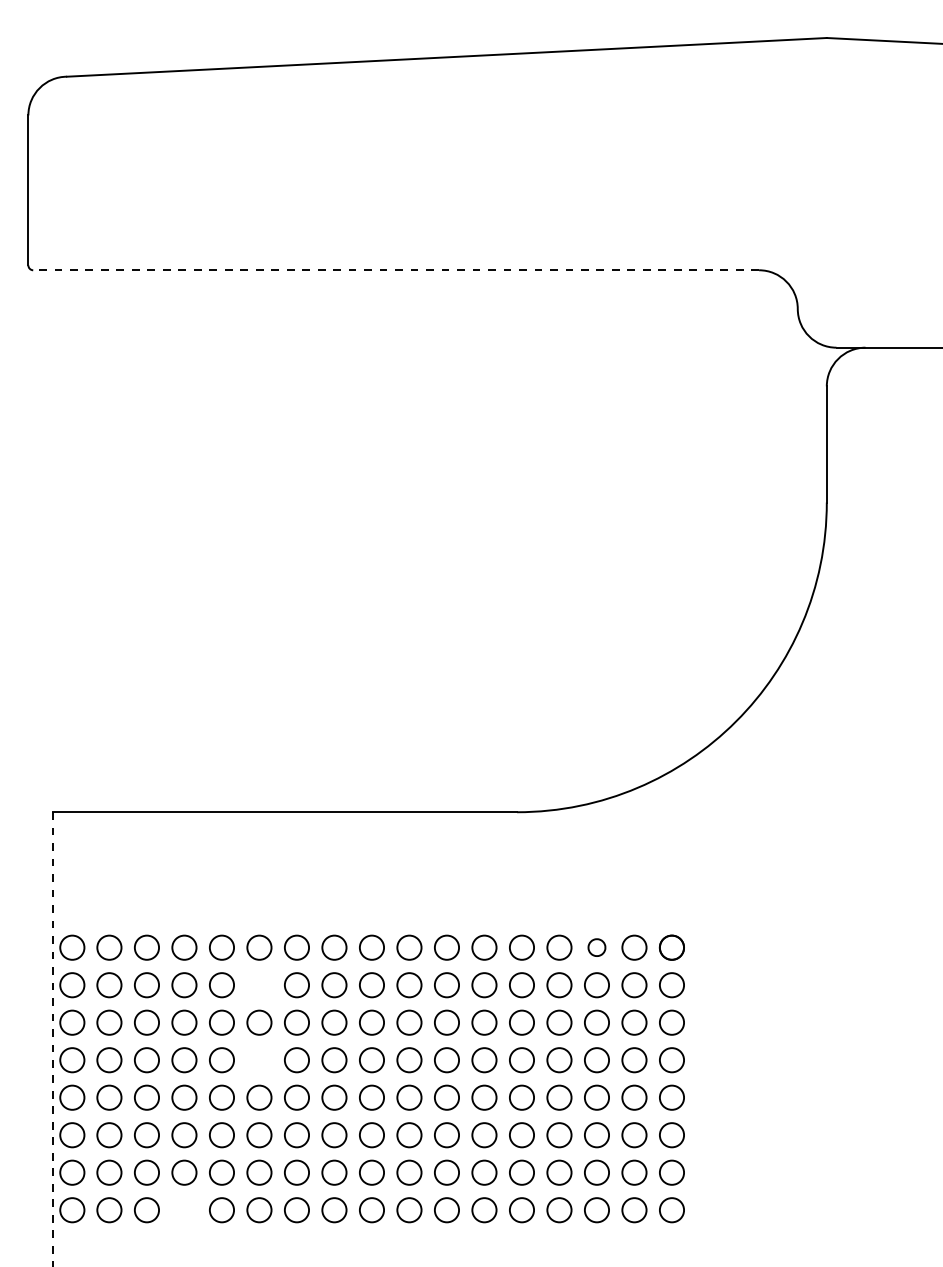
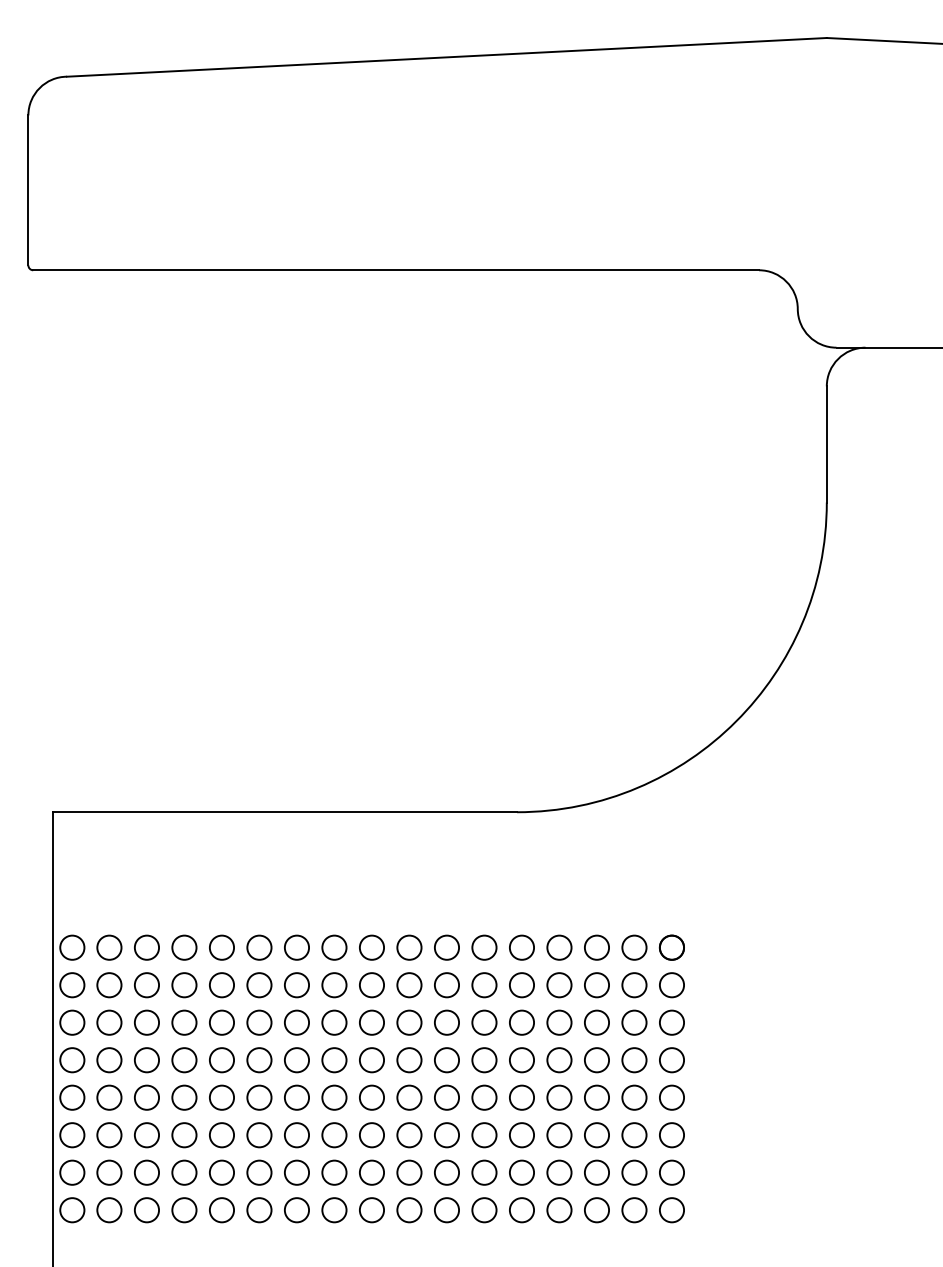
line: dashed -> solid (396, 270)
part size: 20x19 px -> 26x27 px (596, 947)
part: none -> present (259, 985)
line: dashed -> solid (52, 1039)
part: none -> present (259, 1060)
part: none -> present (184, 1210)
